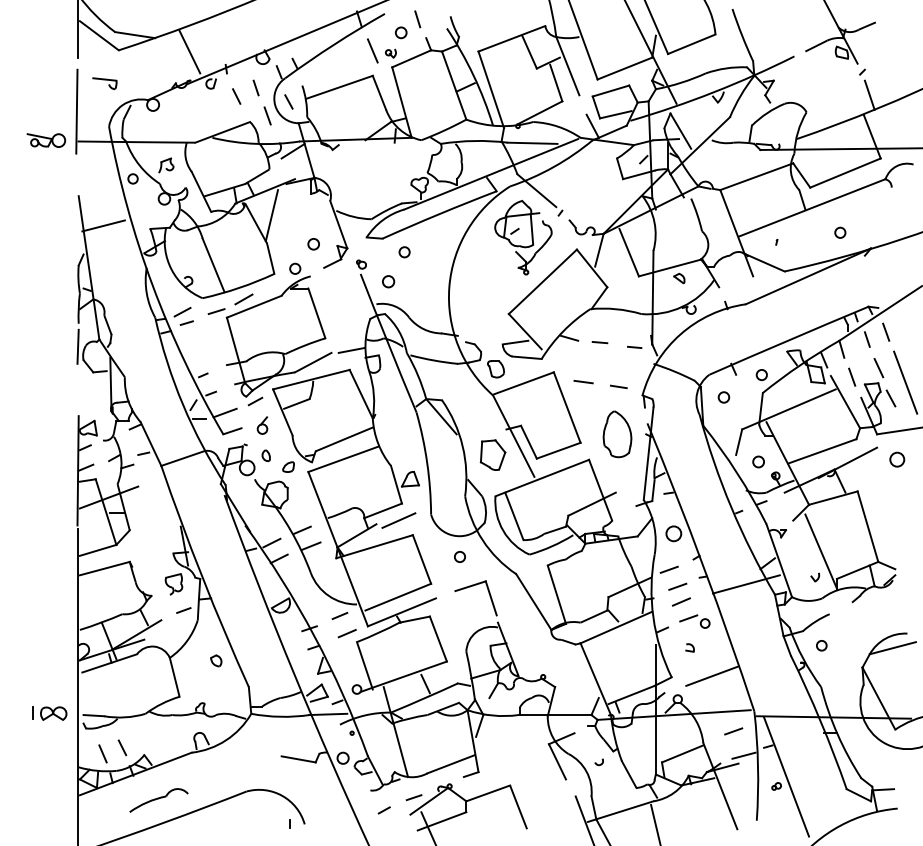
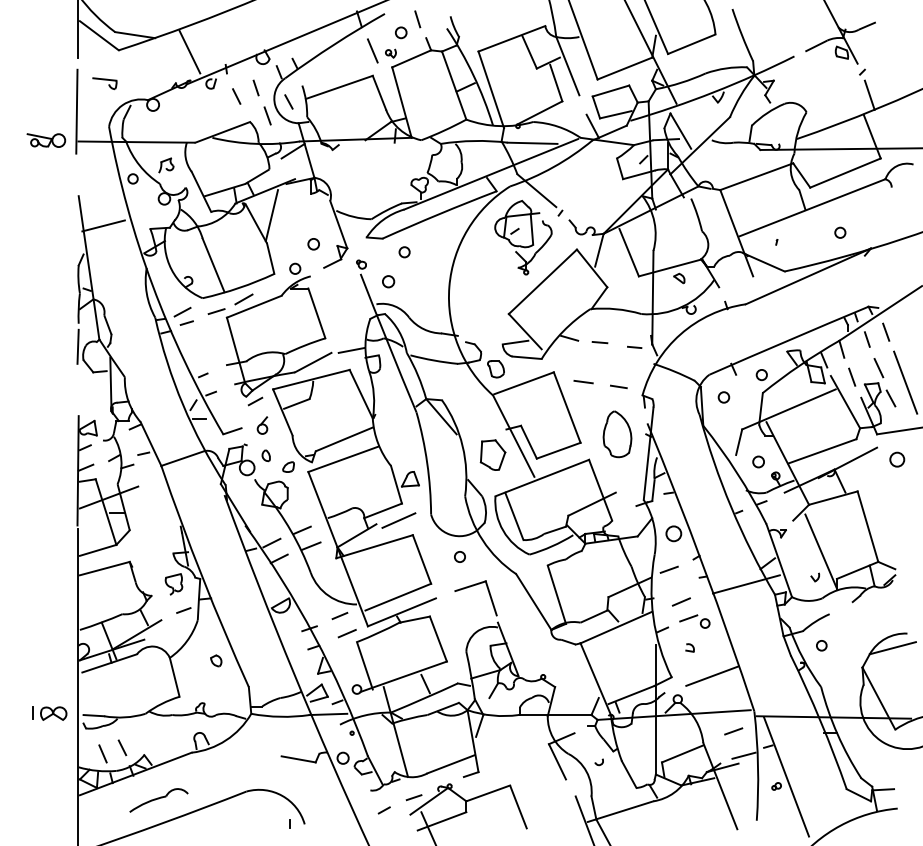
line: present -> none (224, 412)
line: present -> none (677, 586)
line: present -> none (655, 823)
